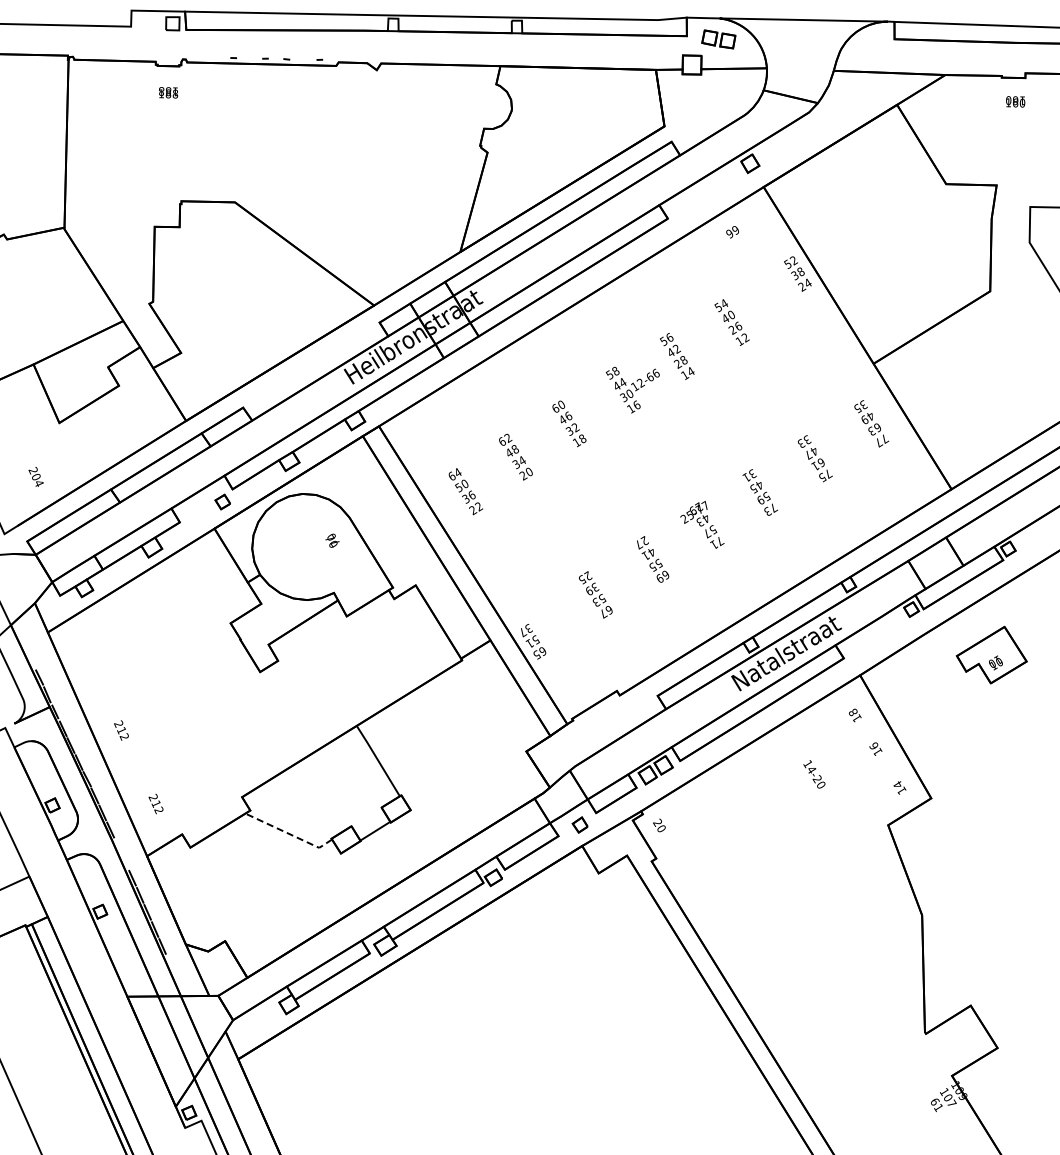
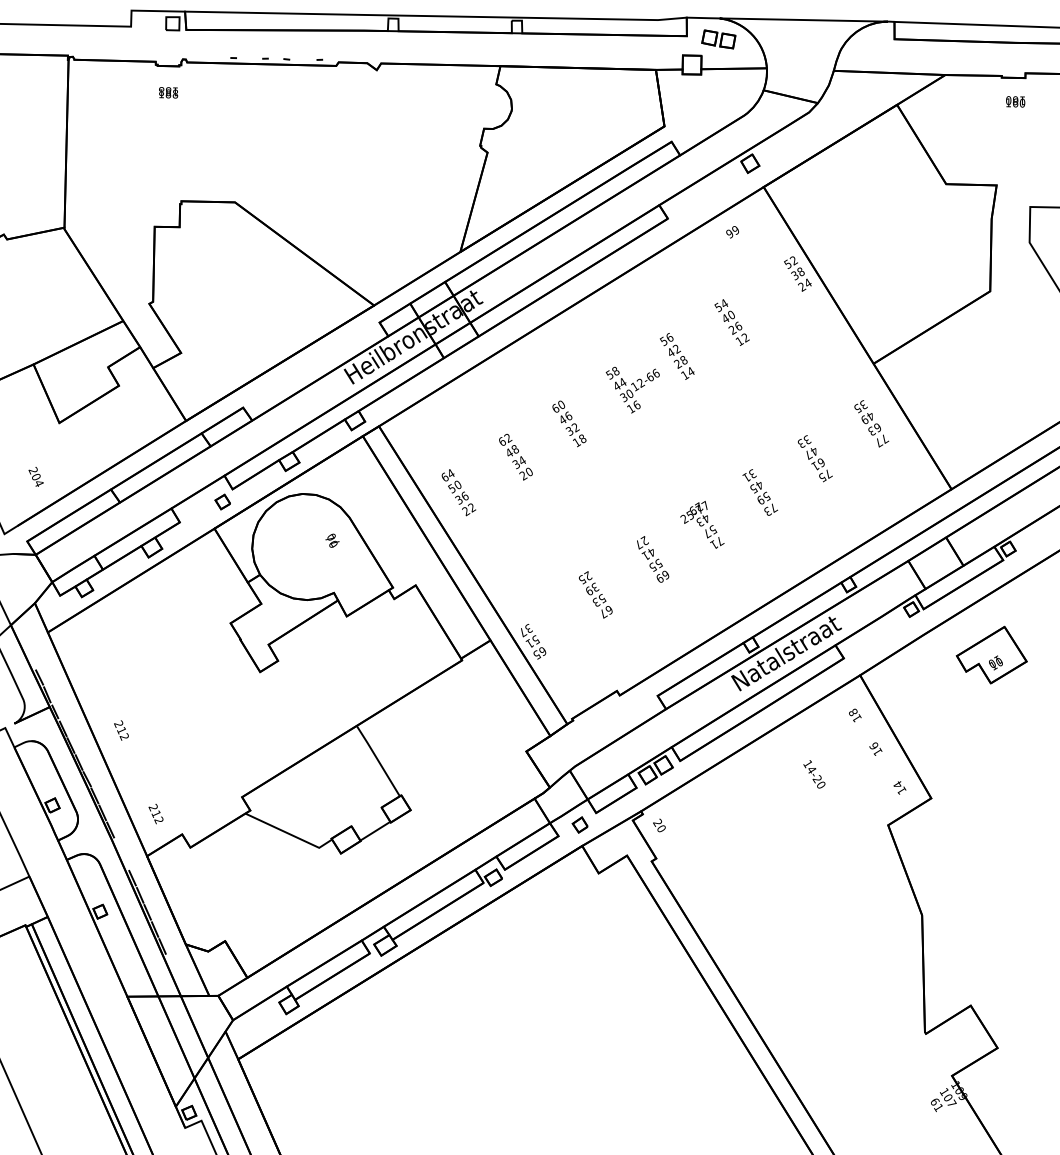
text position: (465, 491) -> (458, 492) (458, 492)
text position: (155, 804) -> (155, 814) (155, 814)
line: dashed -> solid (289, 834)
